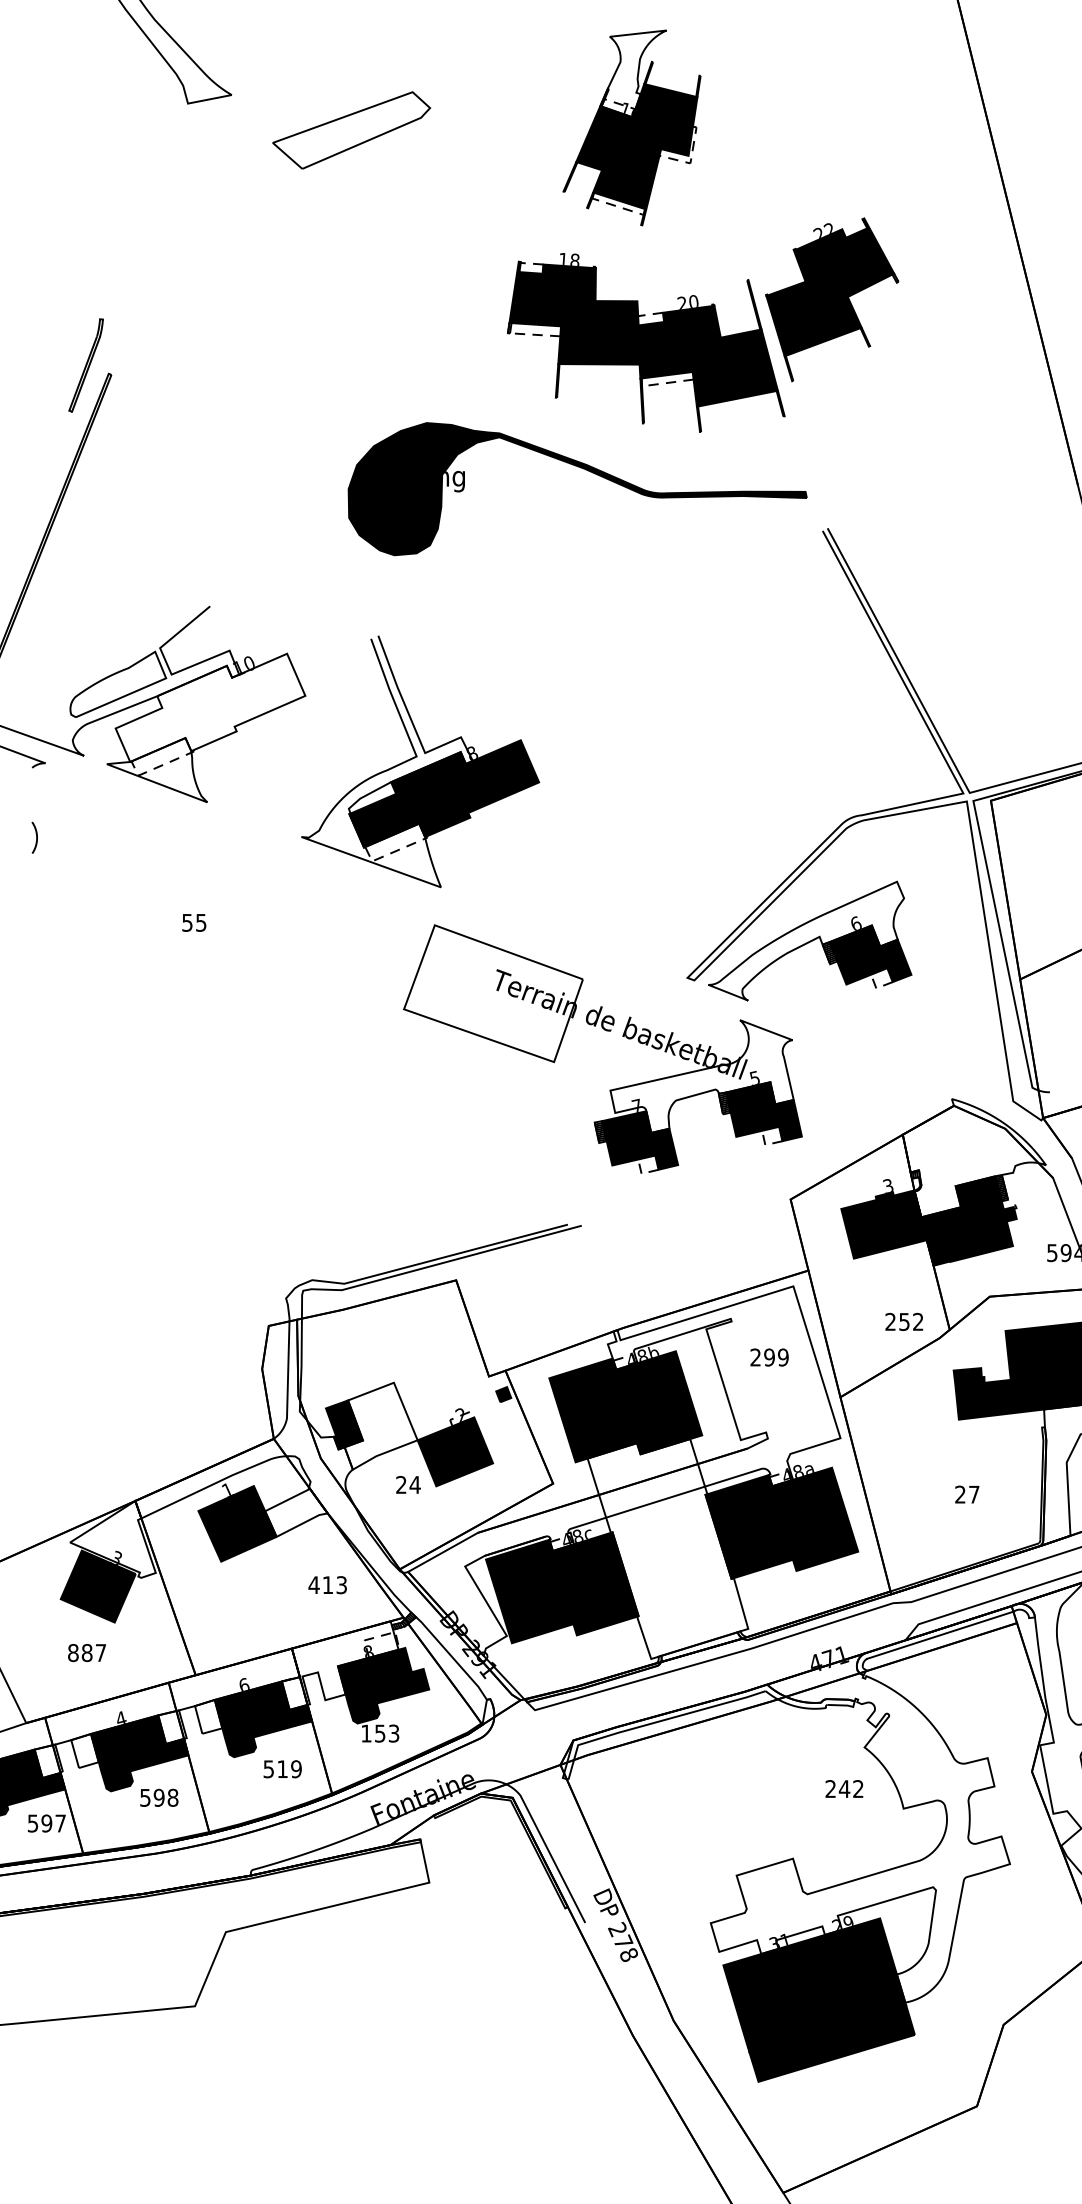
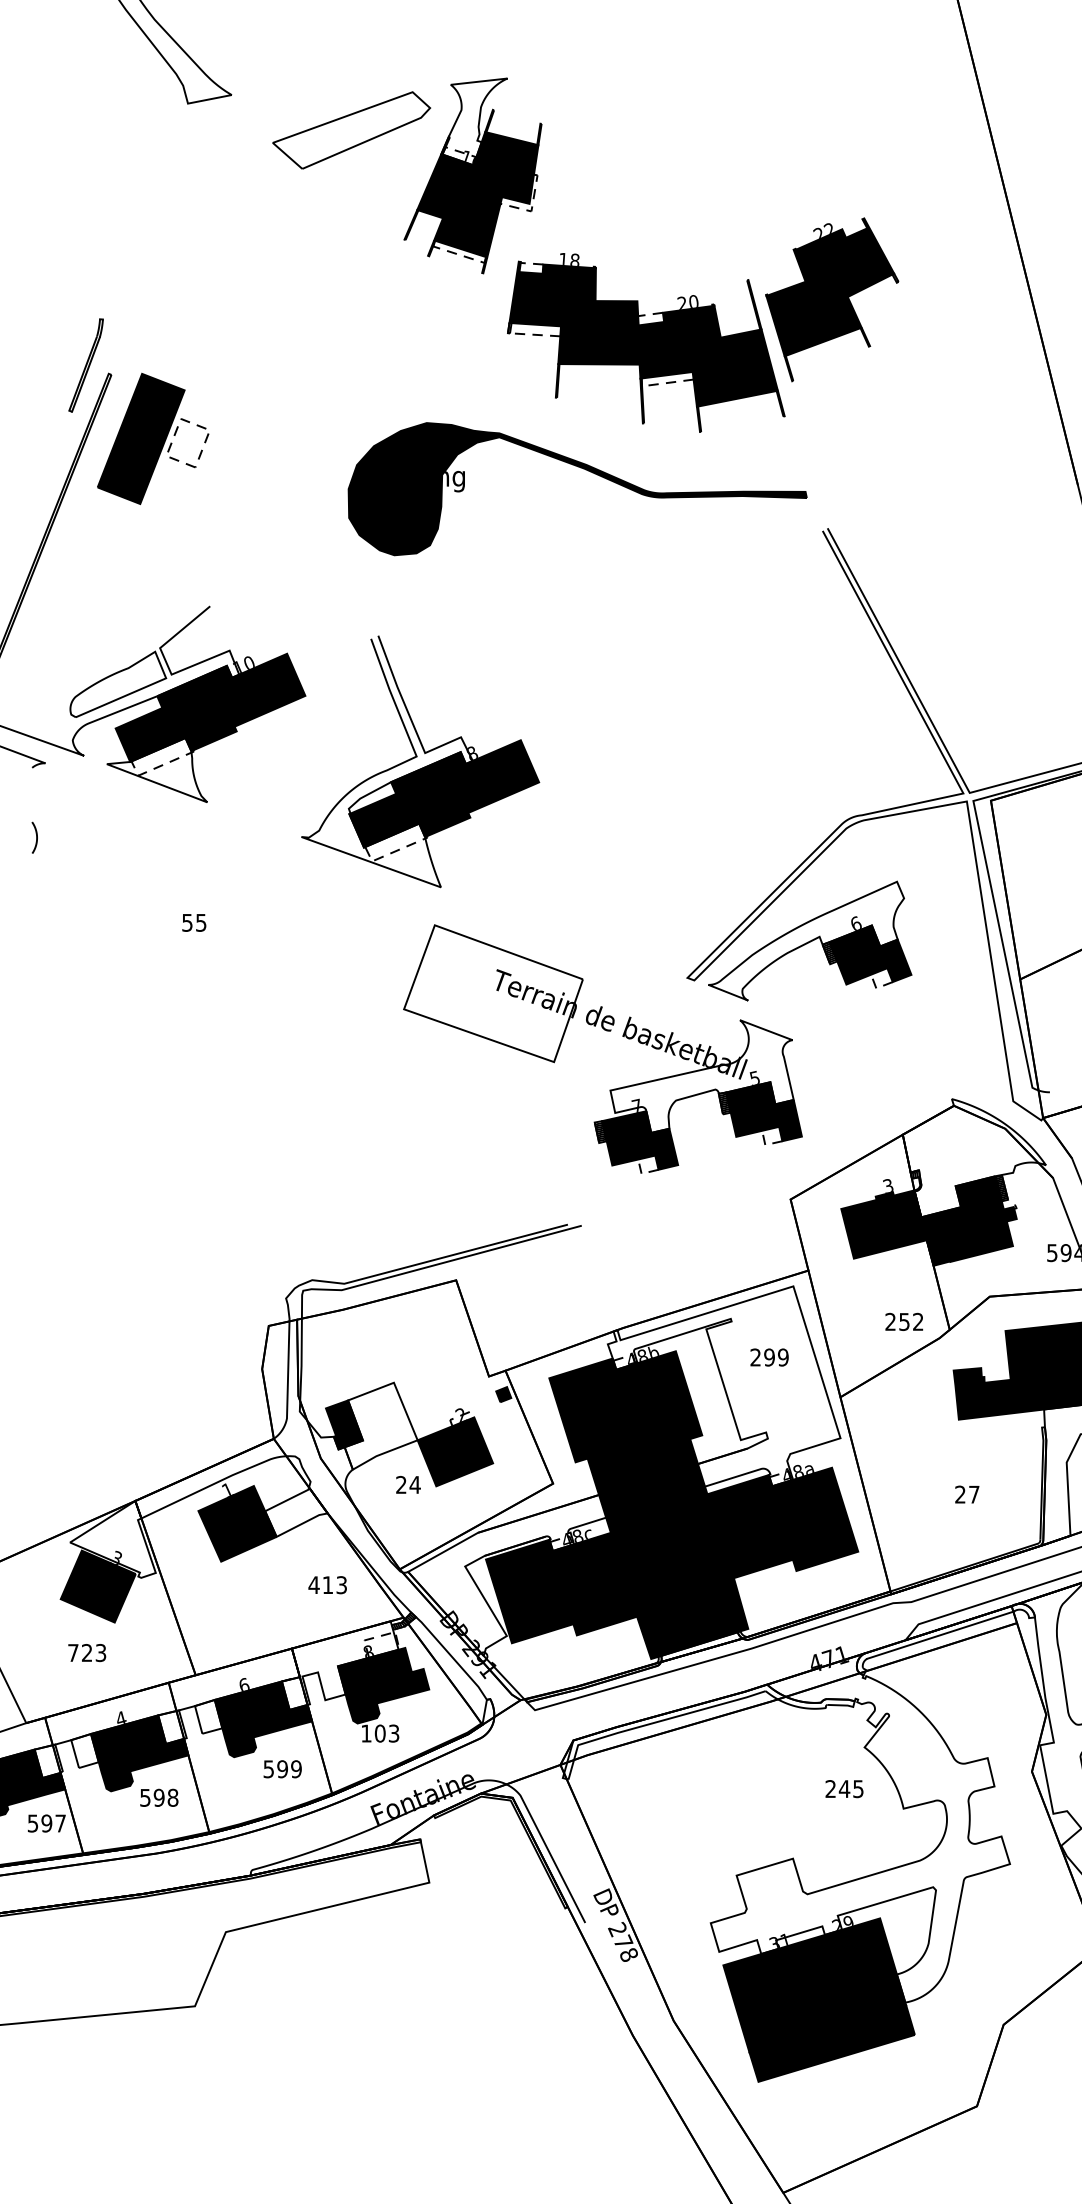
part position: (631, 127) -> (472, 175) (472, 175)
part: none -> present (153, 438)
fill: none -> present (210, 707)
fill: none -> present (667, 1549)
text: 887 -> 723 (87, 1653)
text: 153 -> 103 (379, 1733)
text: 519 -> 599 (282, 1769)
text: 242 -> 245 (858, 1789)
